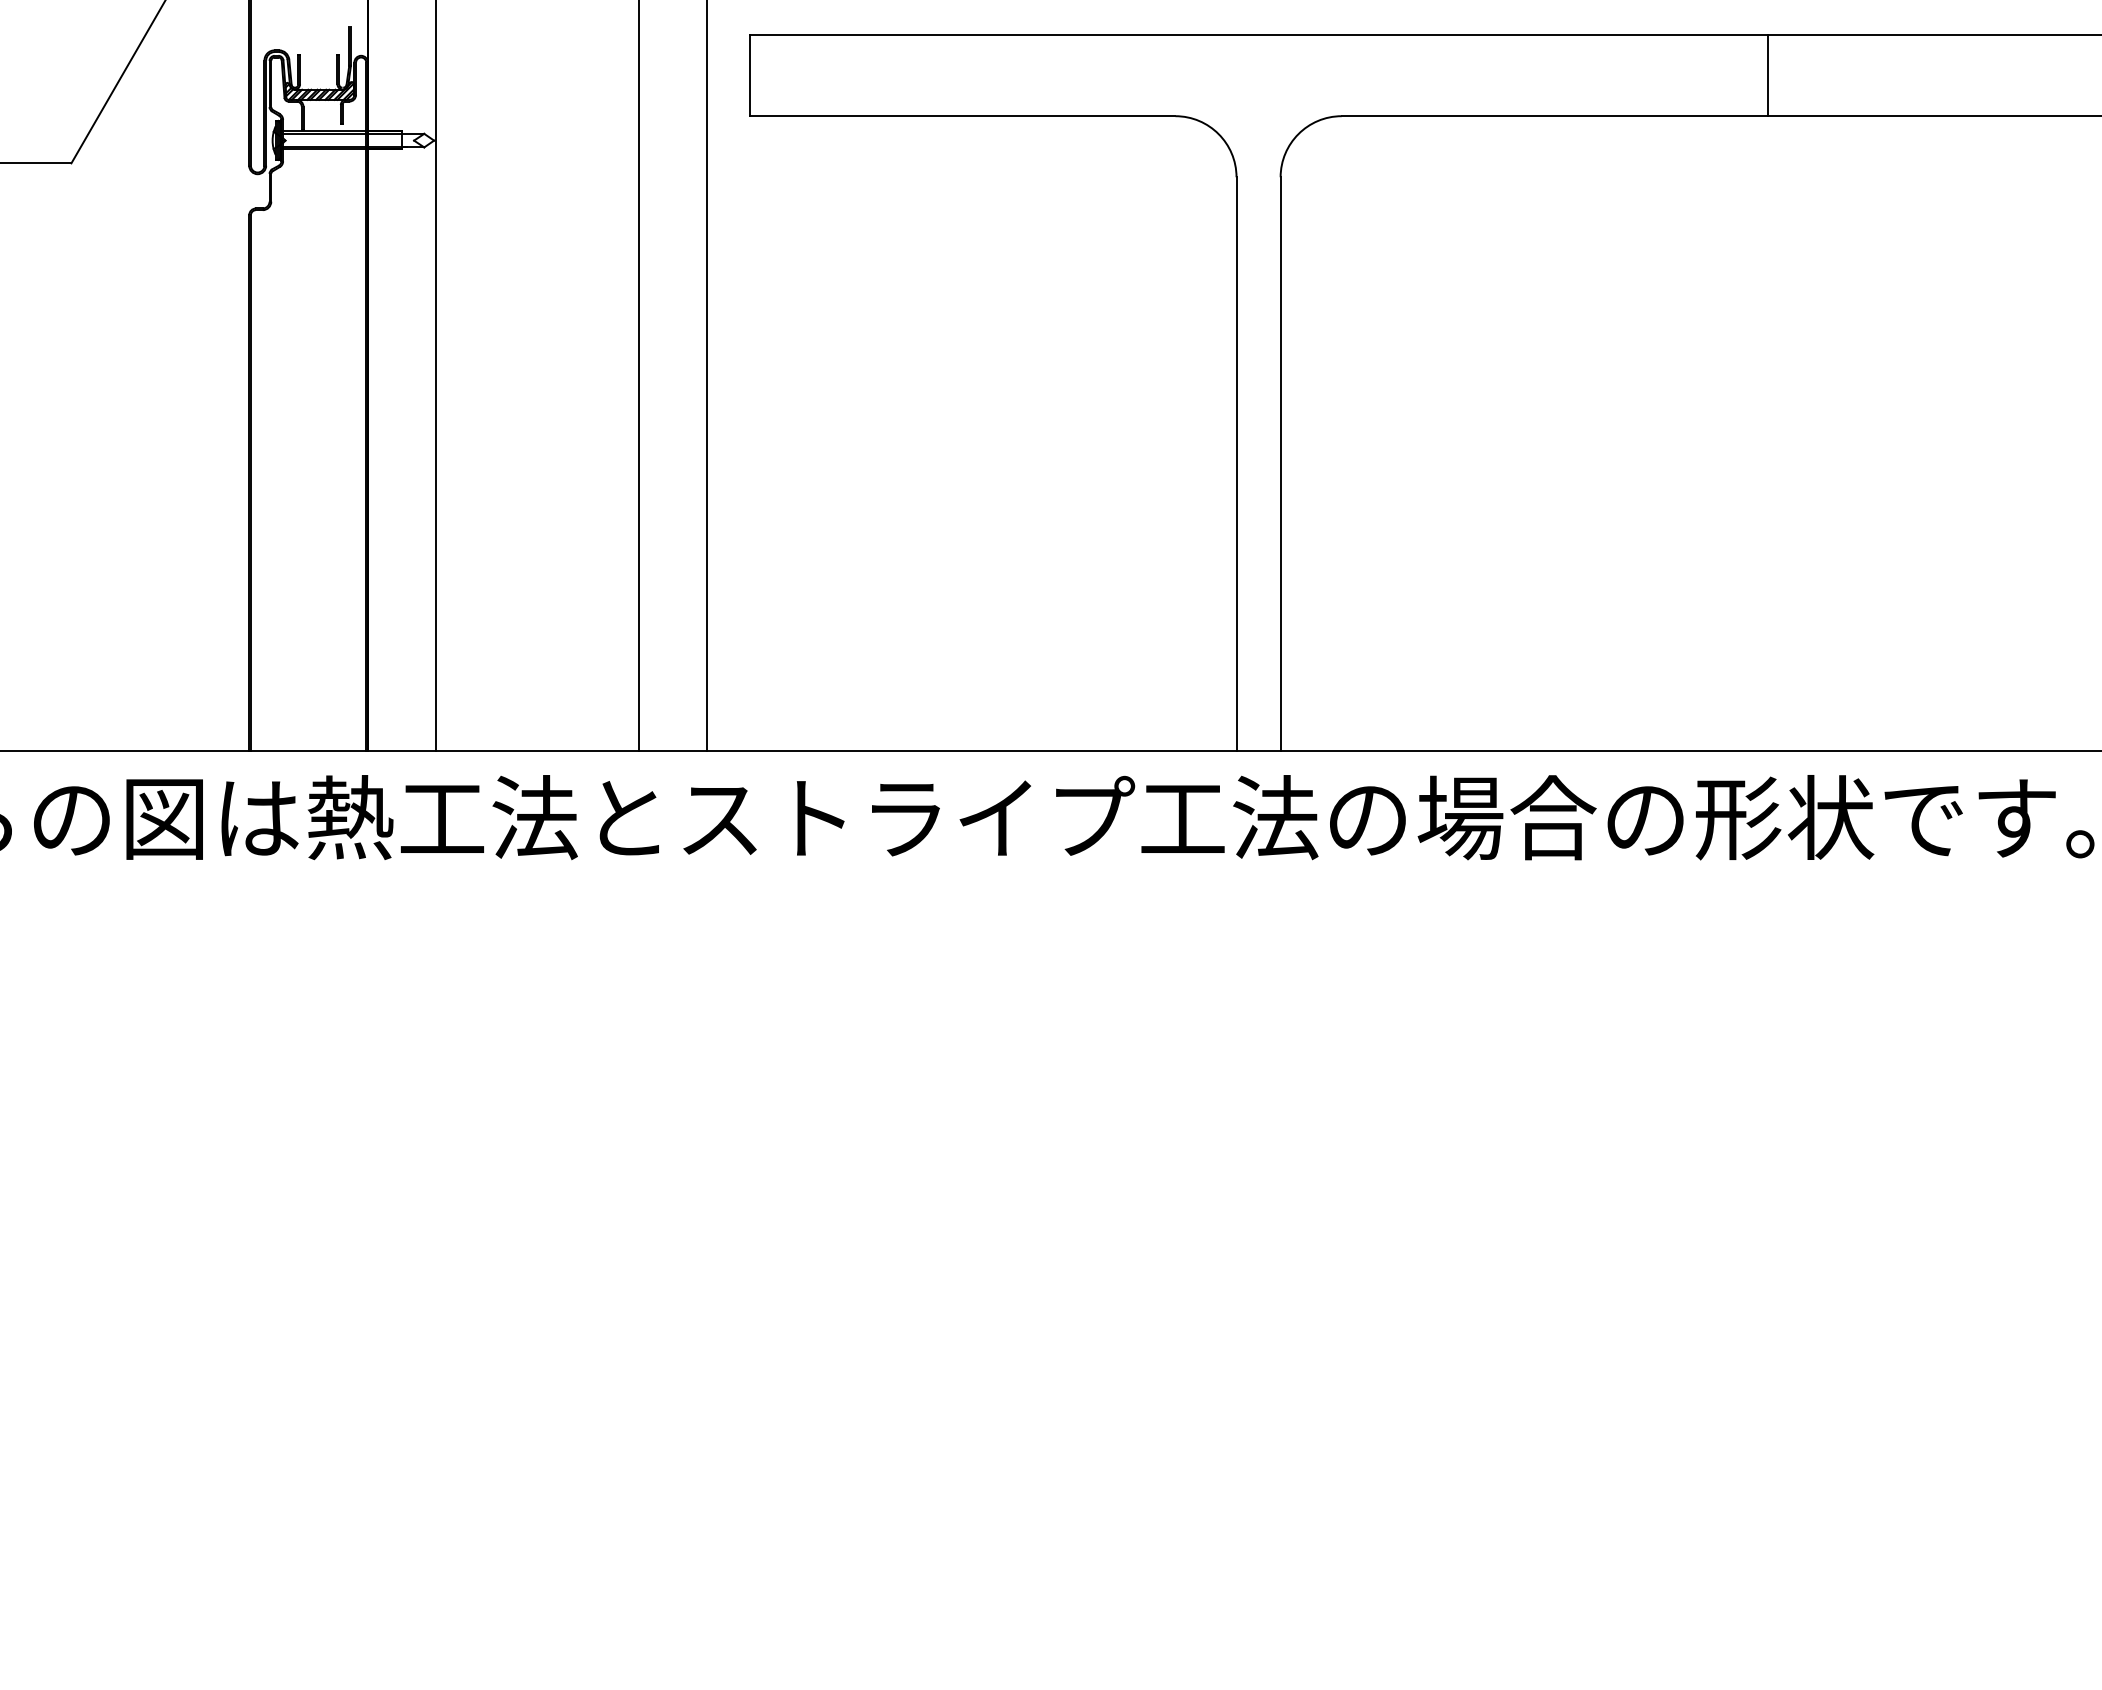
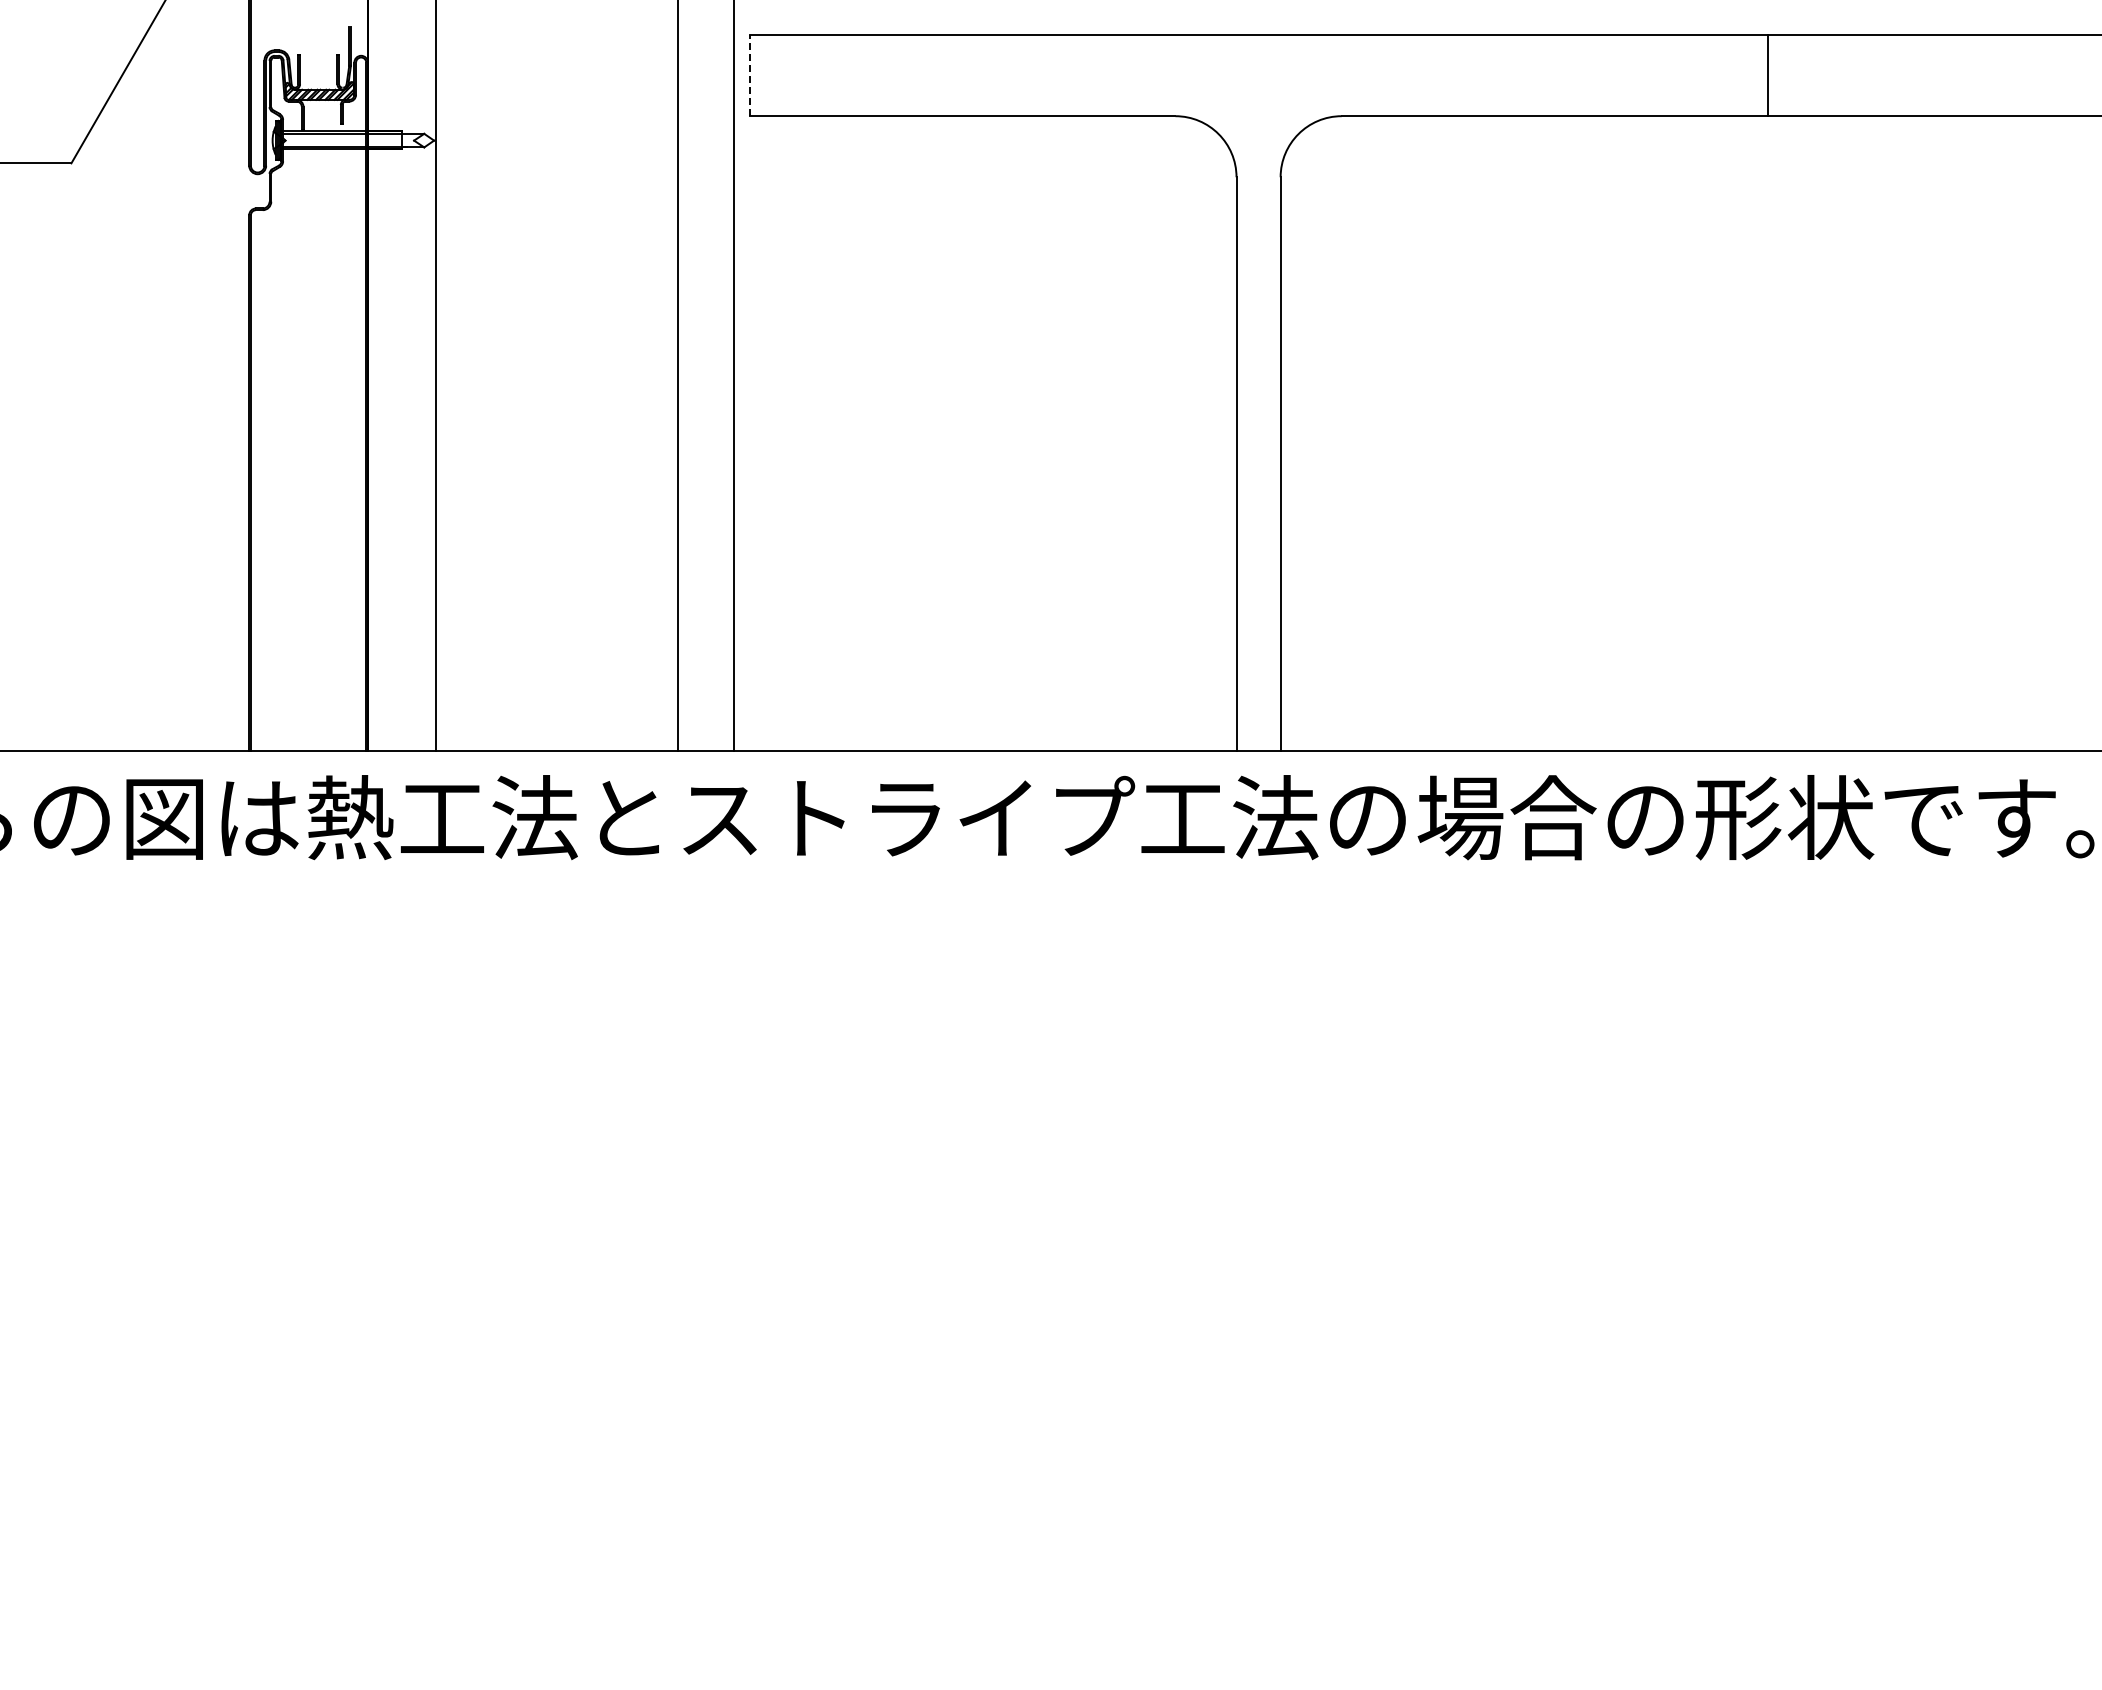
line: solid -> dashed (749, 75)
line position: (639, 376) -> (678, 376) (678, 376)
line position: (707, 376) -> (734, 376) (734, 376)
